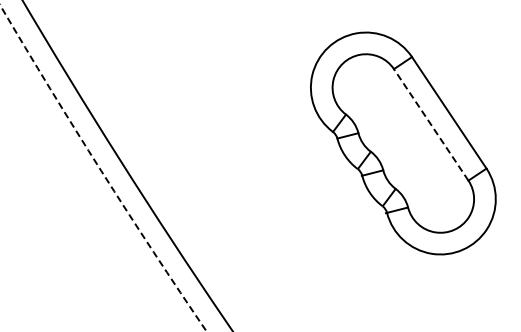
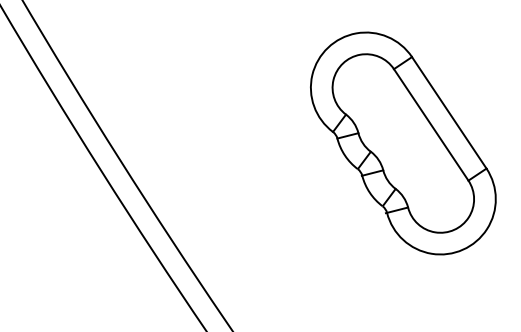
line: dashed -> solid (430, 124)
arc: dashed -> solid (100, 170)
